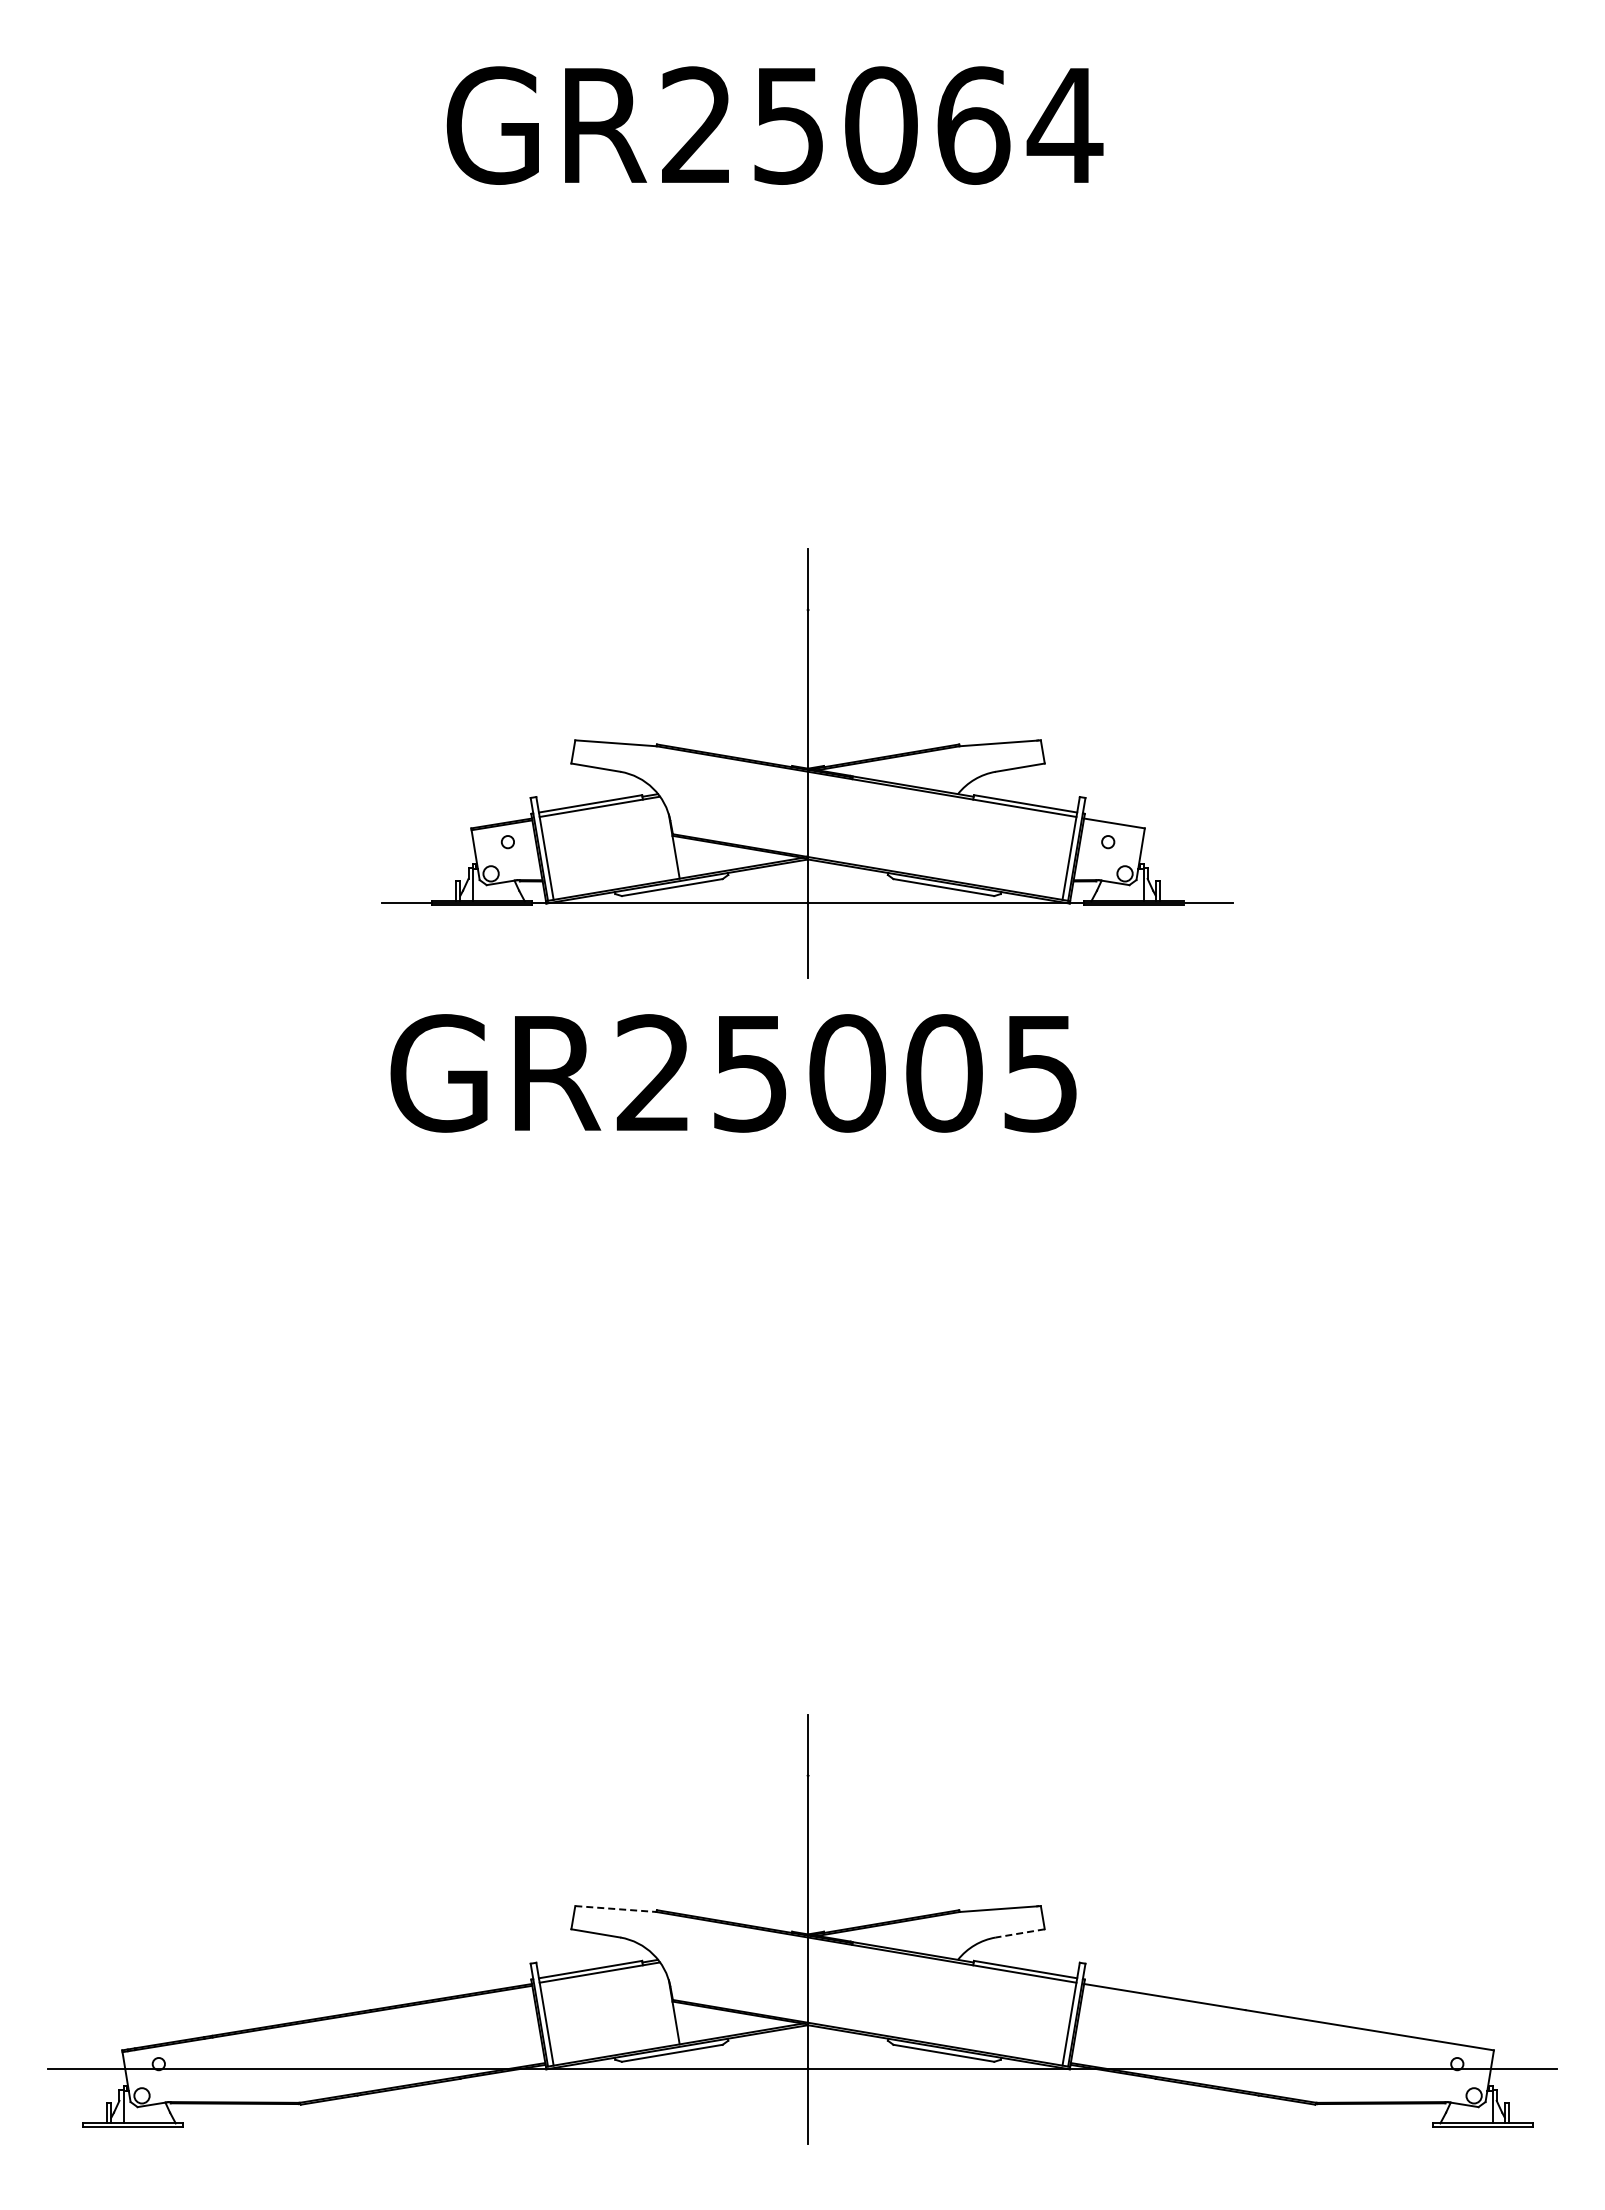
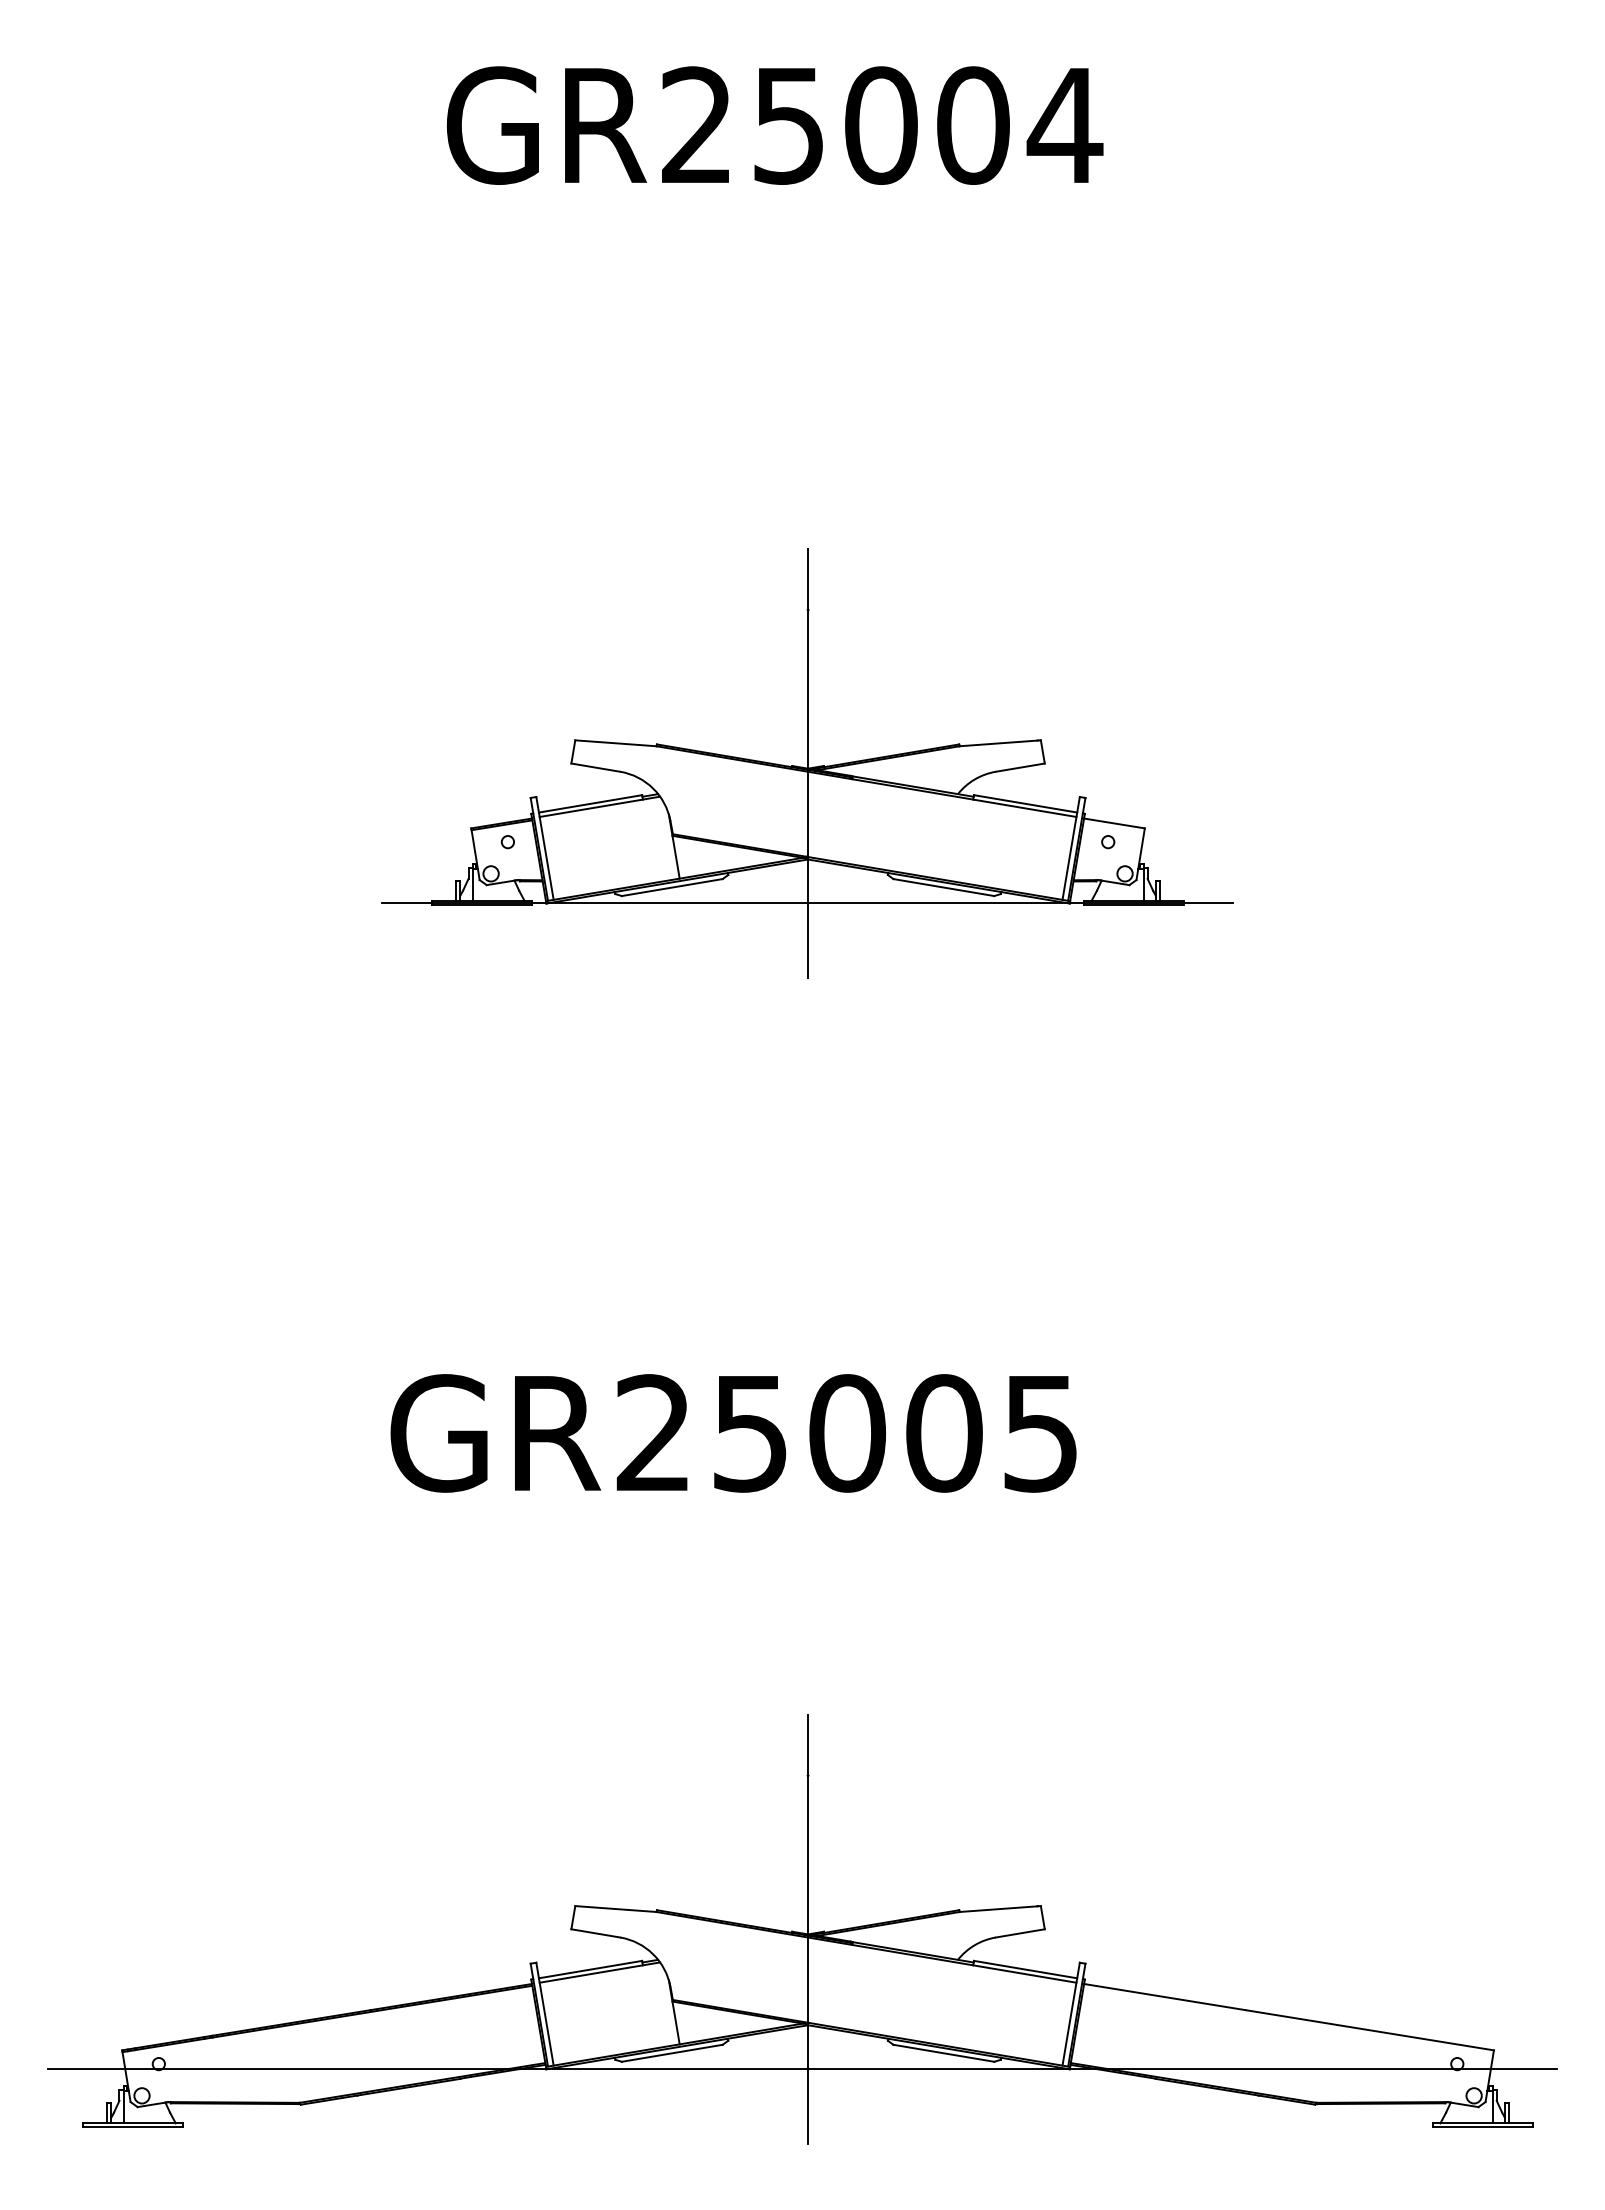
text: GR25064 -> GR25004 (973, 125)
text position: (733, 1073) -> (733, 1433) (733, 1433)
line: dashed -> solid (615, 1909)
line: dashed -> solid (1020, 1933)
